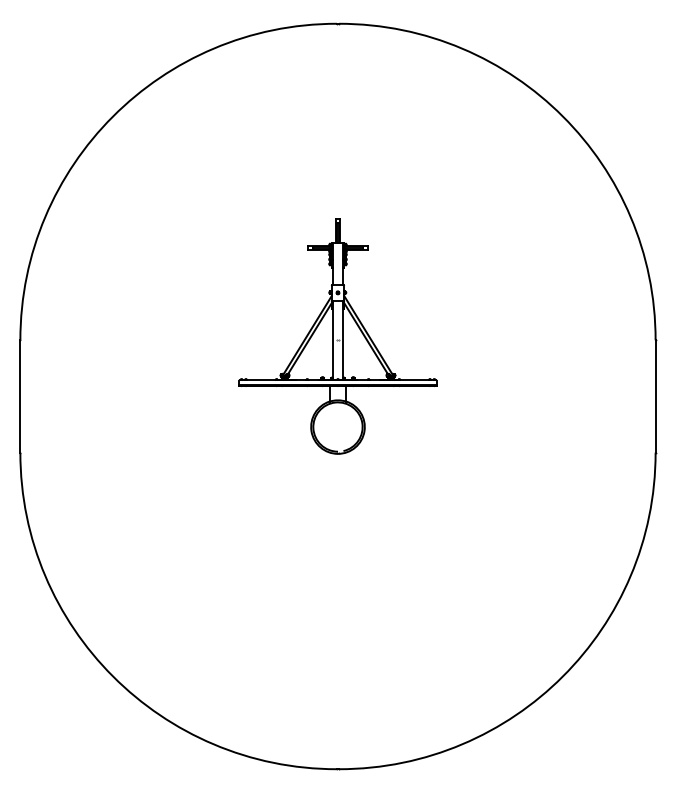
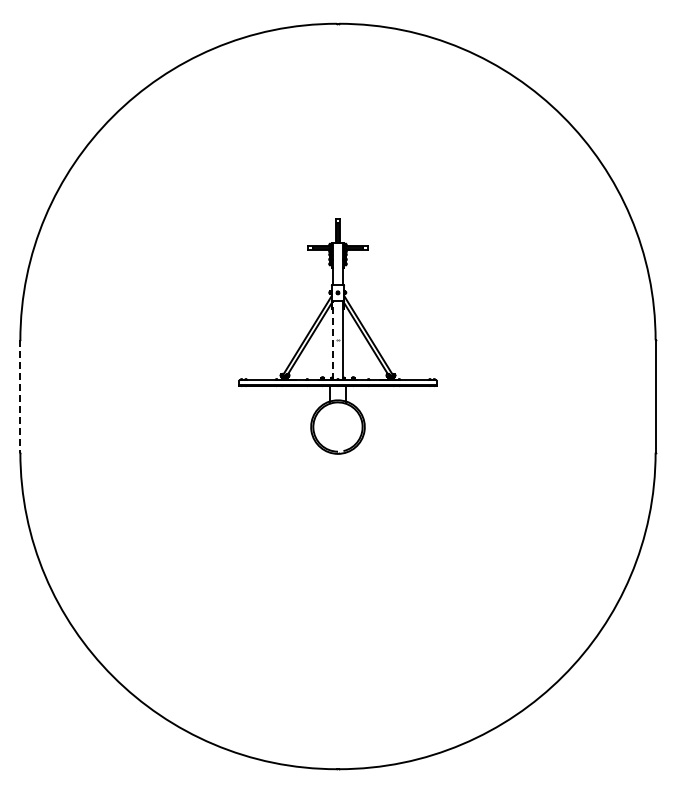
line: solid -> dashed (332, 340)
line: solid -> dashed (20, 396)
